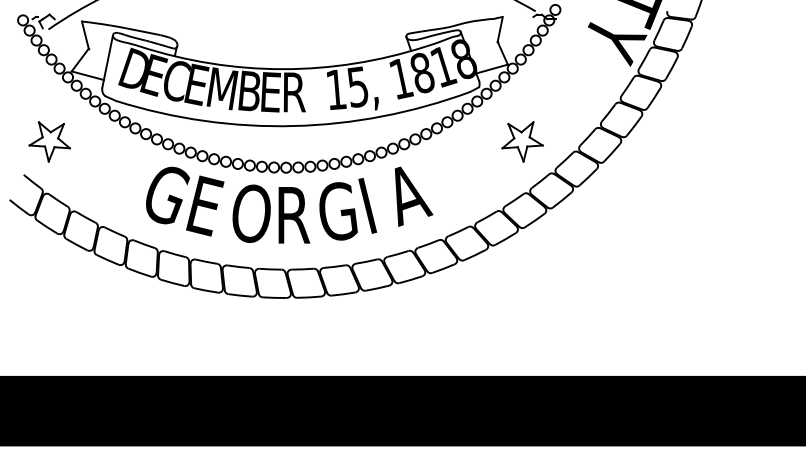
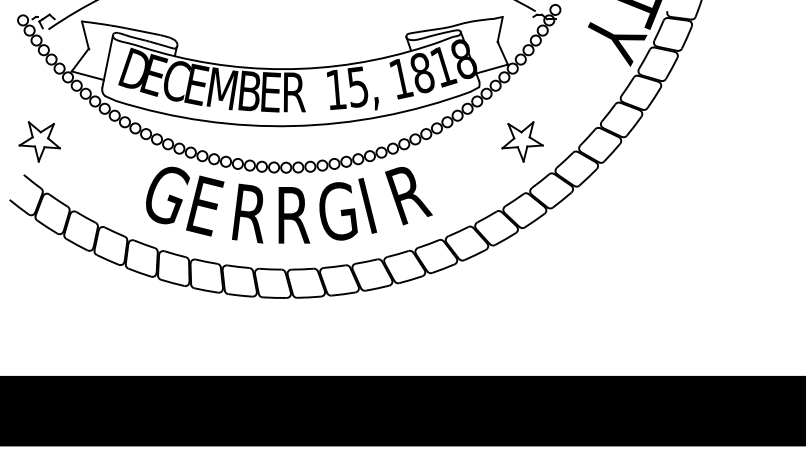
part position: (49, 141) -> (39, 141) (39, 141)
text: A -> R (409, 196)
text: O -> R (251, 213)
